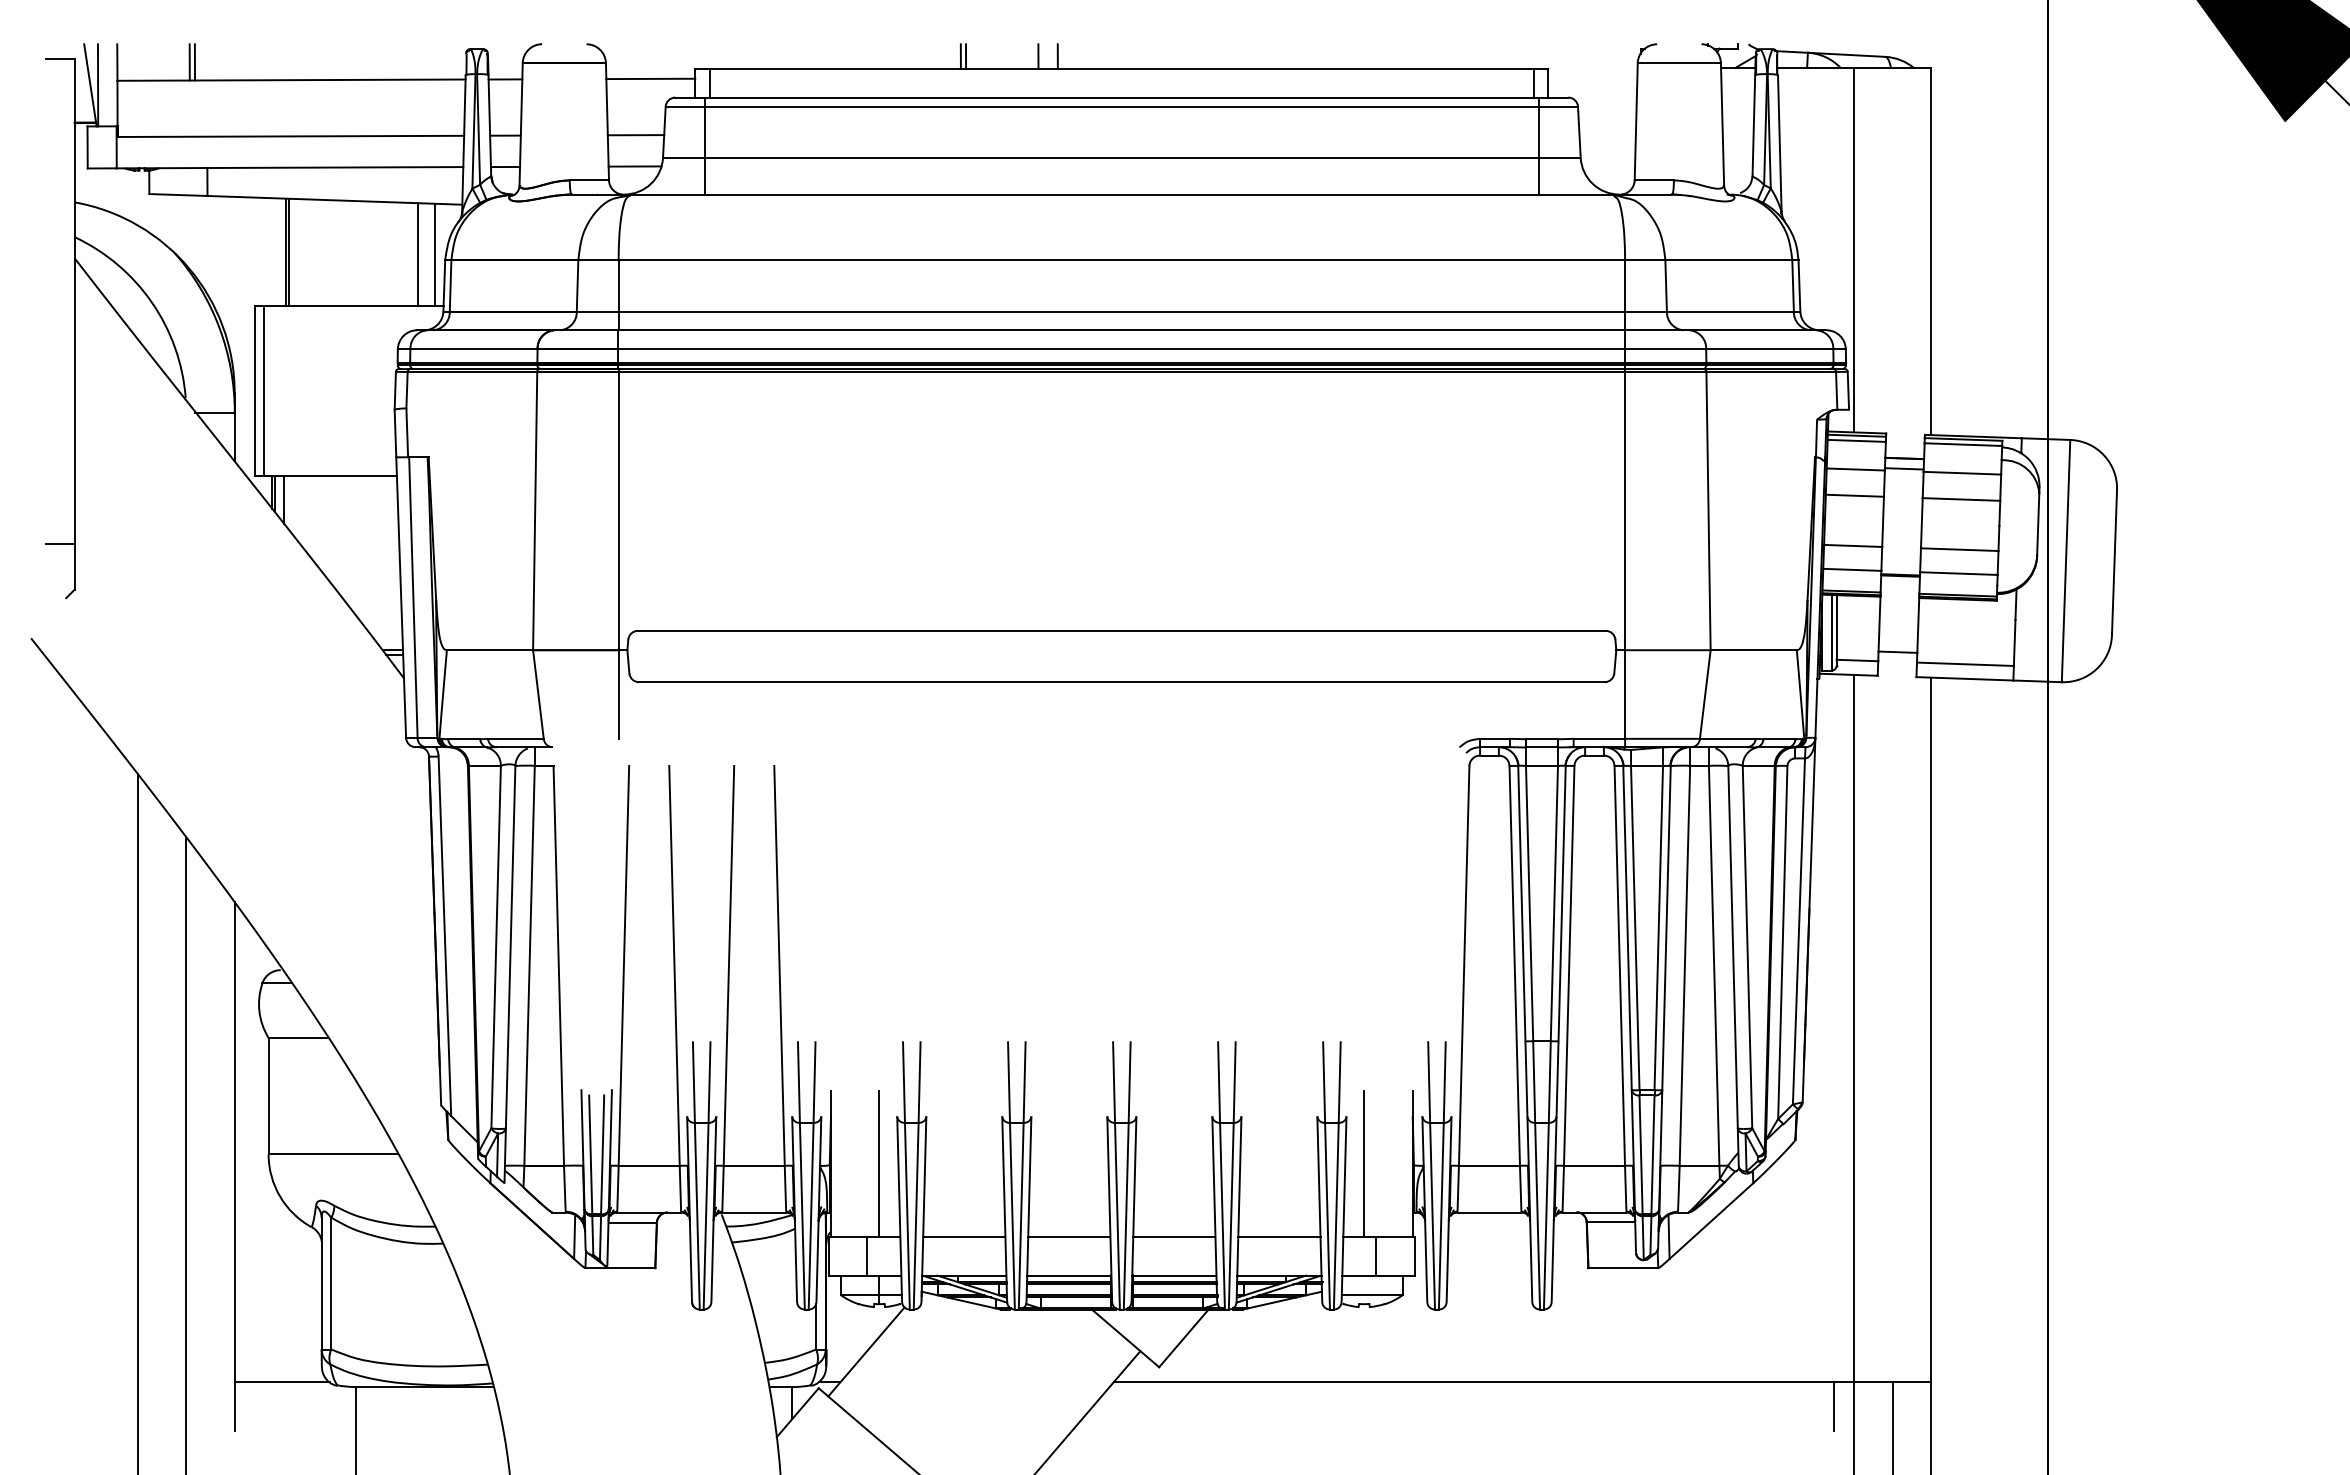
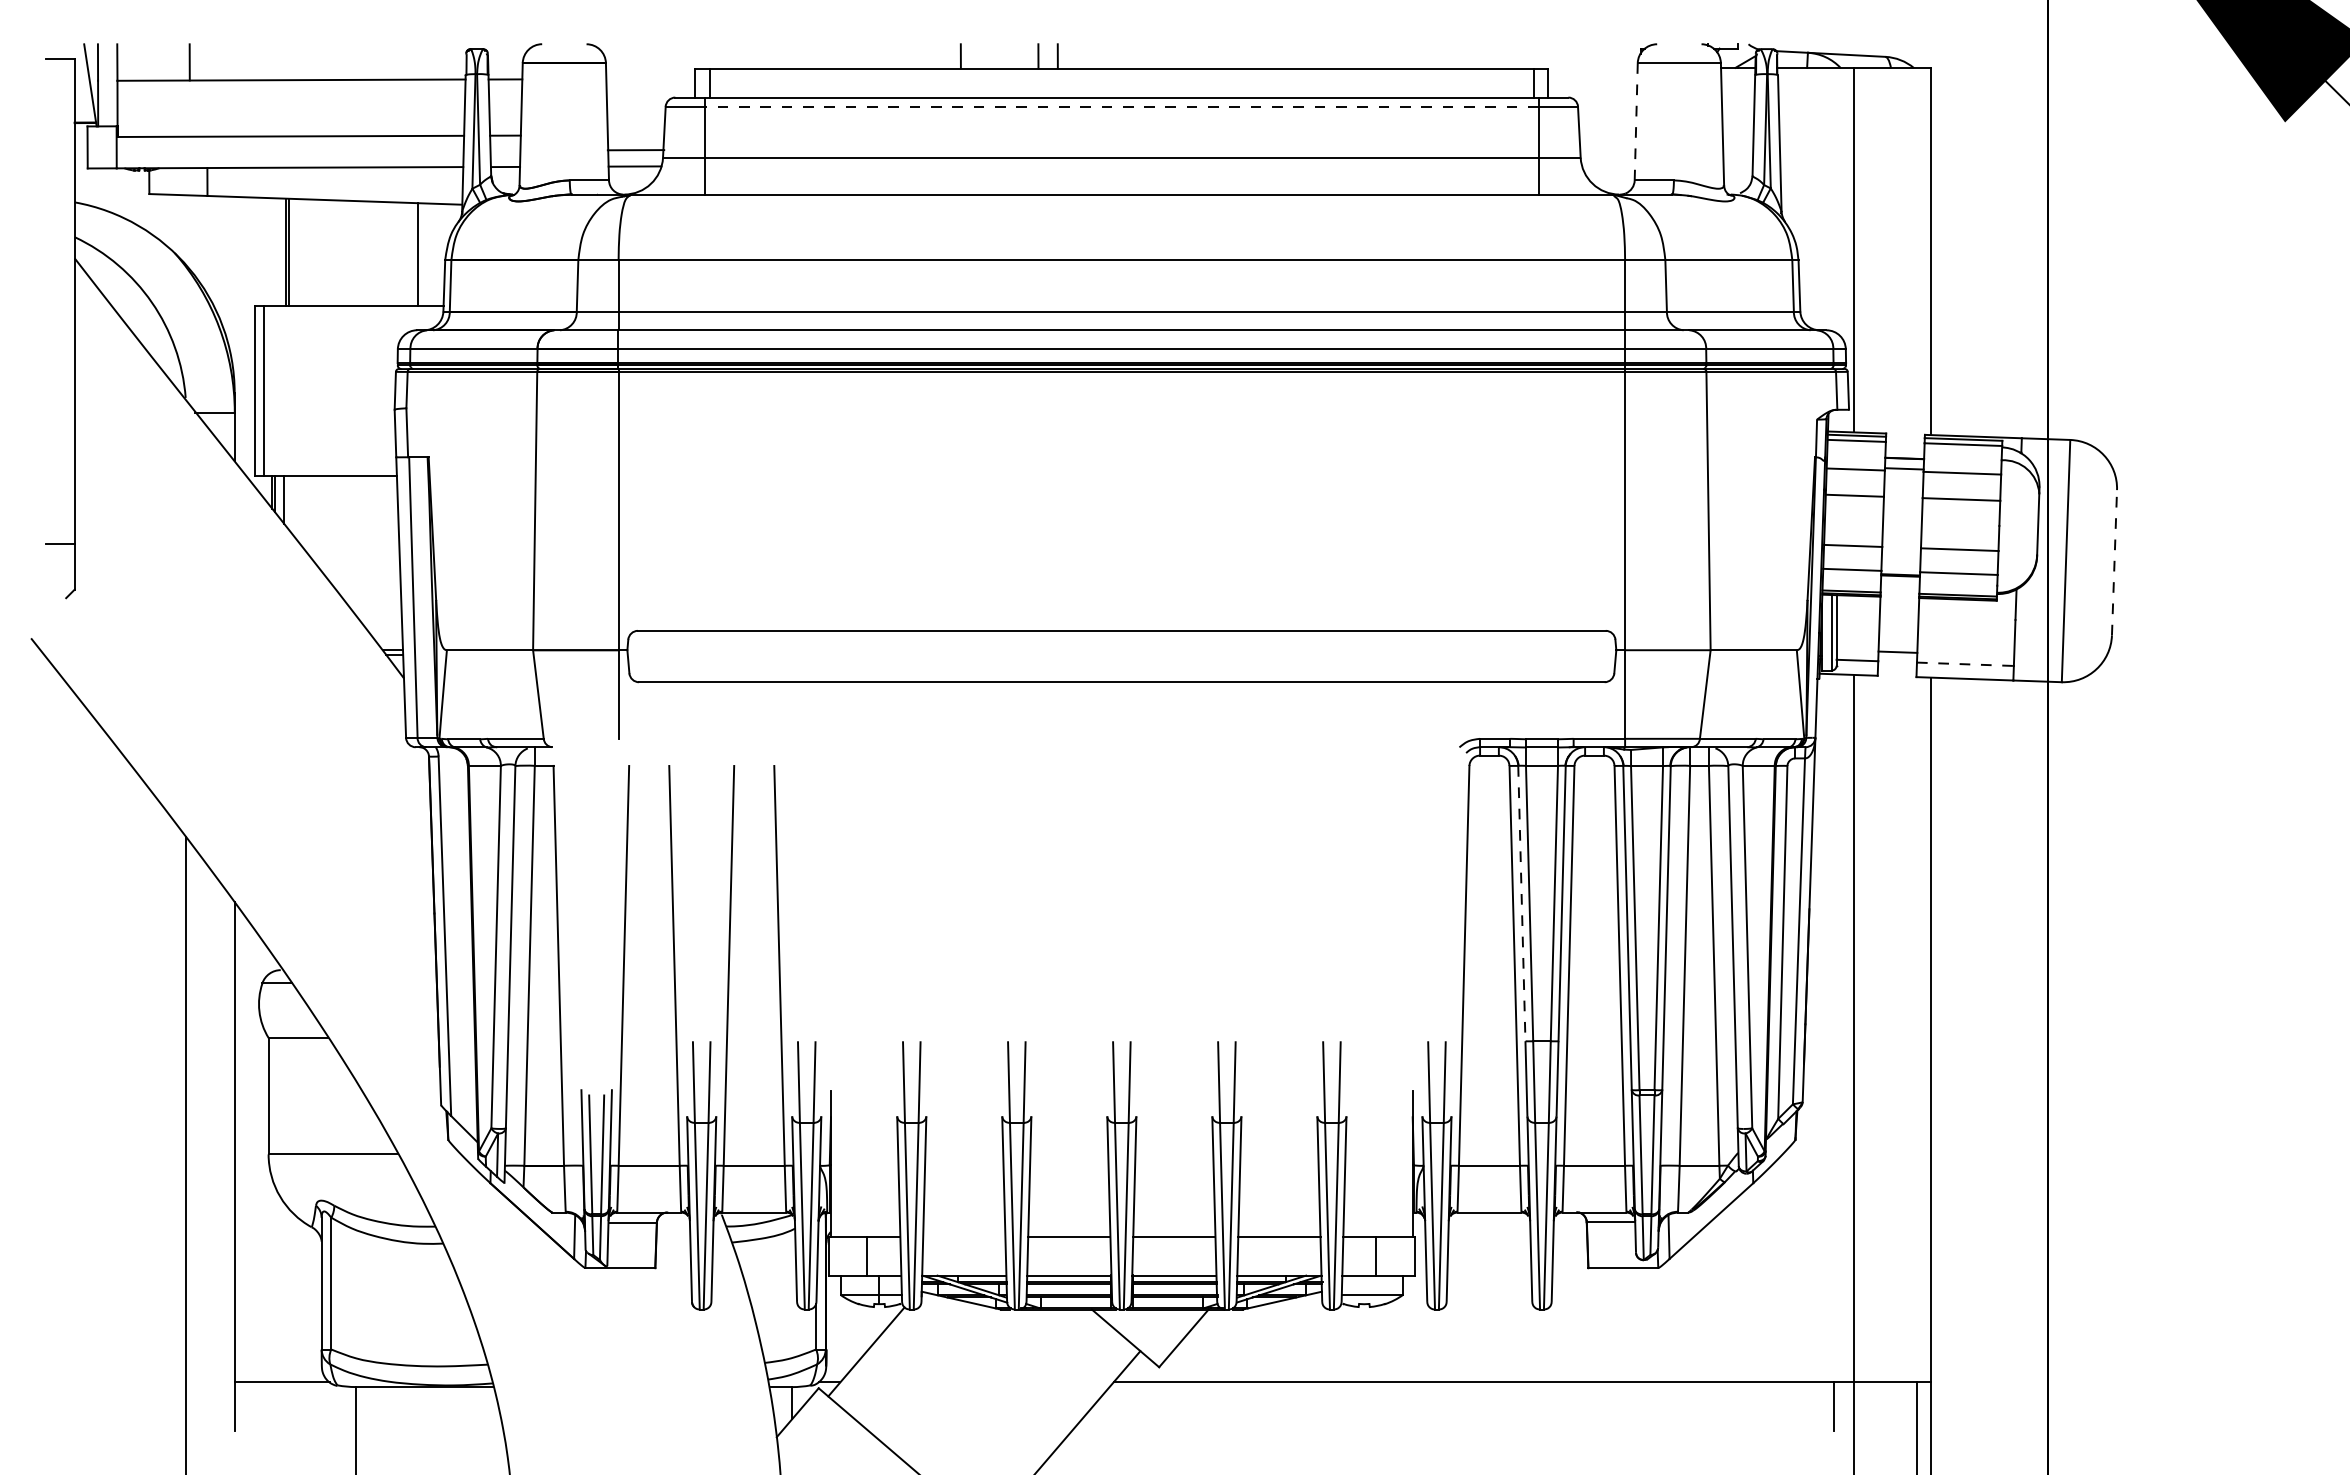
line: present -> none (966, 56)
line: present -> none (194, 62)
line: present -> none (650, 78)
line: solid -> dashed (1121, 106)
line: solid -> dashed (1636, 121)
line position: (635, 135) -> (635, 150) (635, 150)
line: present -> none (434, 254)
line: solid -> dashed (2114, 562)
line: solid -> dashed (1965, 664)
line: solid -> dashed (1521, 903)
line: present -> none (137, 1122)
line: present -> none (879, 1163)
line: present -> none (1364, 1163)
line: present -> none (964, 1236)
line position: (1892, 1426) -> (1916, 1426) (1916, 1426)
